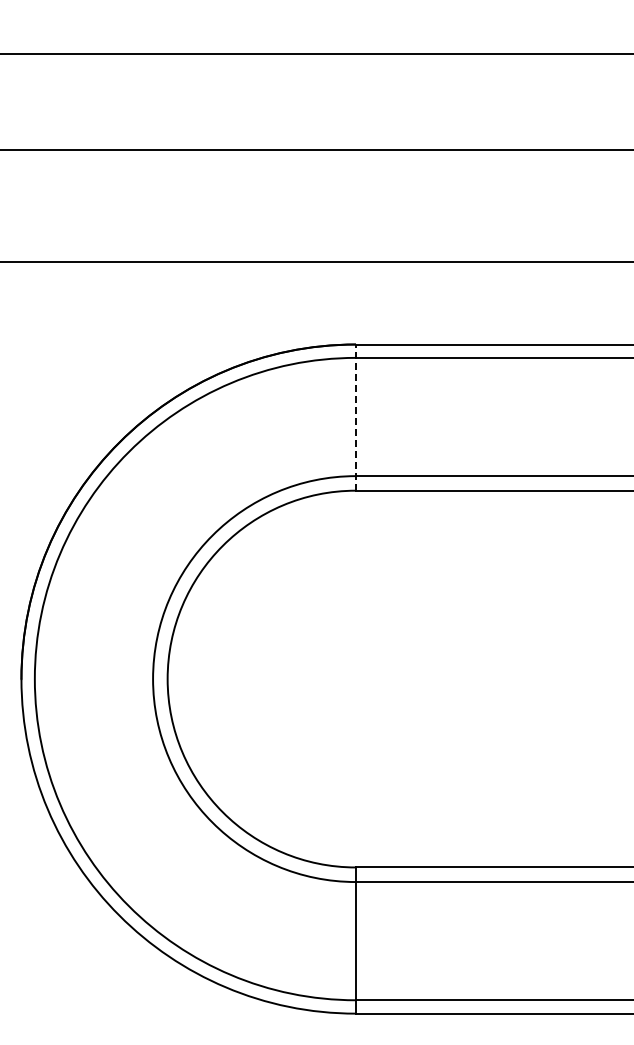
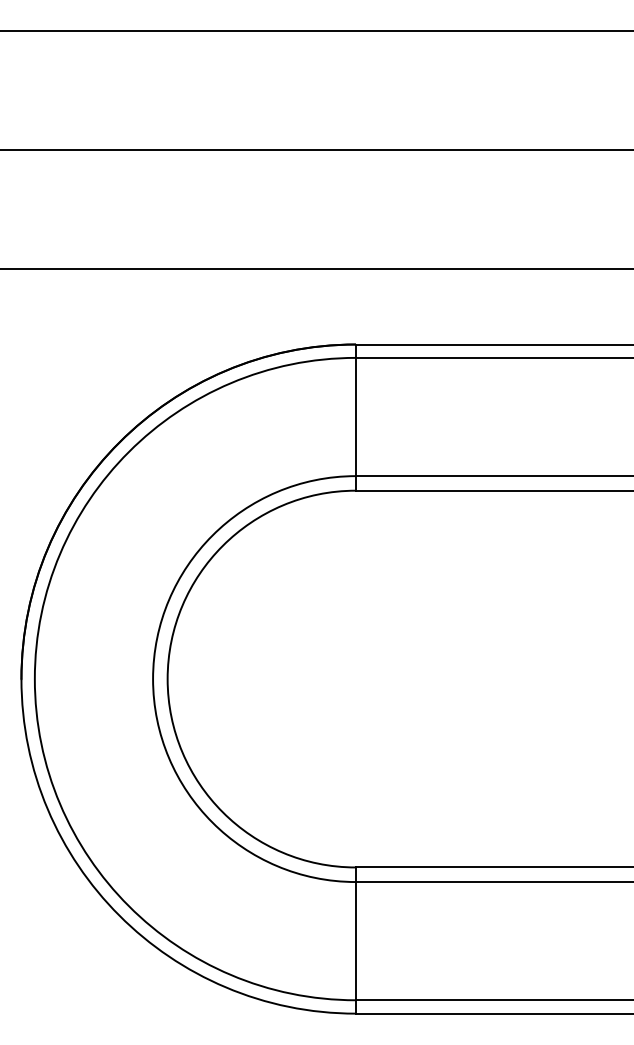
line position: (316, 54) -> (316, 31) (316, 31)
line position: (316, 262) -> (316, 269) (316, 269)
line: dashed -> solid (356, 417)
